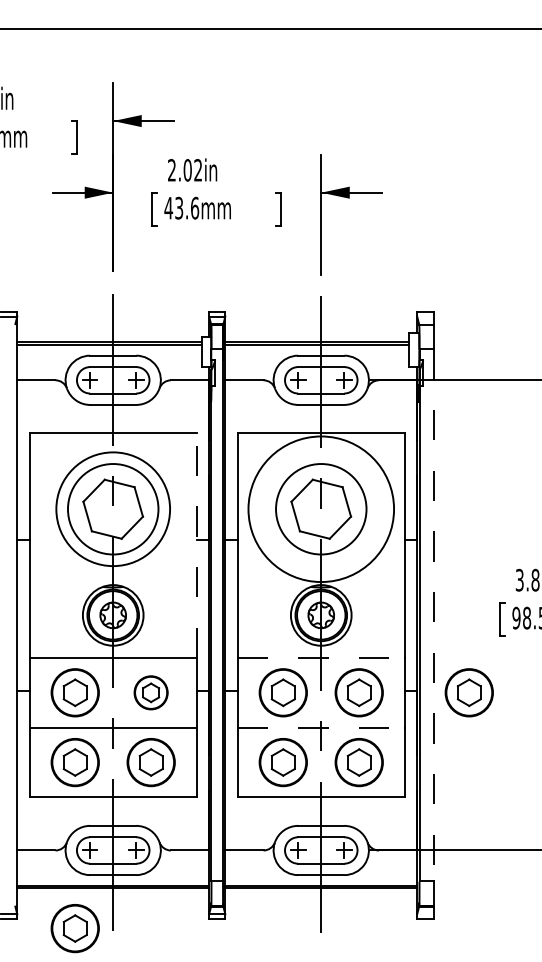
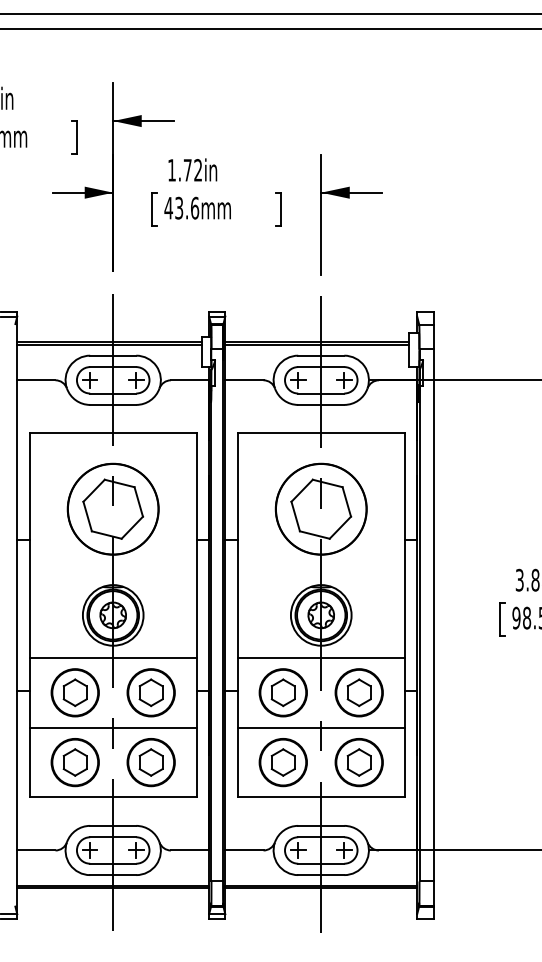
line: none -> present (270, 13)
text: 2.02in -> 1.72in (179, 170)
circle diameter: 114 px -> 91 px (112, 508)
circle diameter: 146 px -> 91 px (320, 508)
line: dashed -> solid (196, 545)
line: dashed -> solid (433, 615)
line: dashed -> solid (321, 657)
part size: 36x36 px -> 50x50 px (150, 692)
part: present -> none (468, 692)
line: dashed -> solid (321, 727)
part: present -> none (74, 928)
